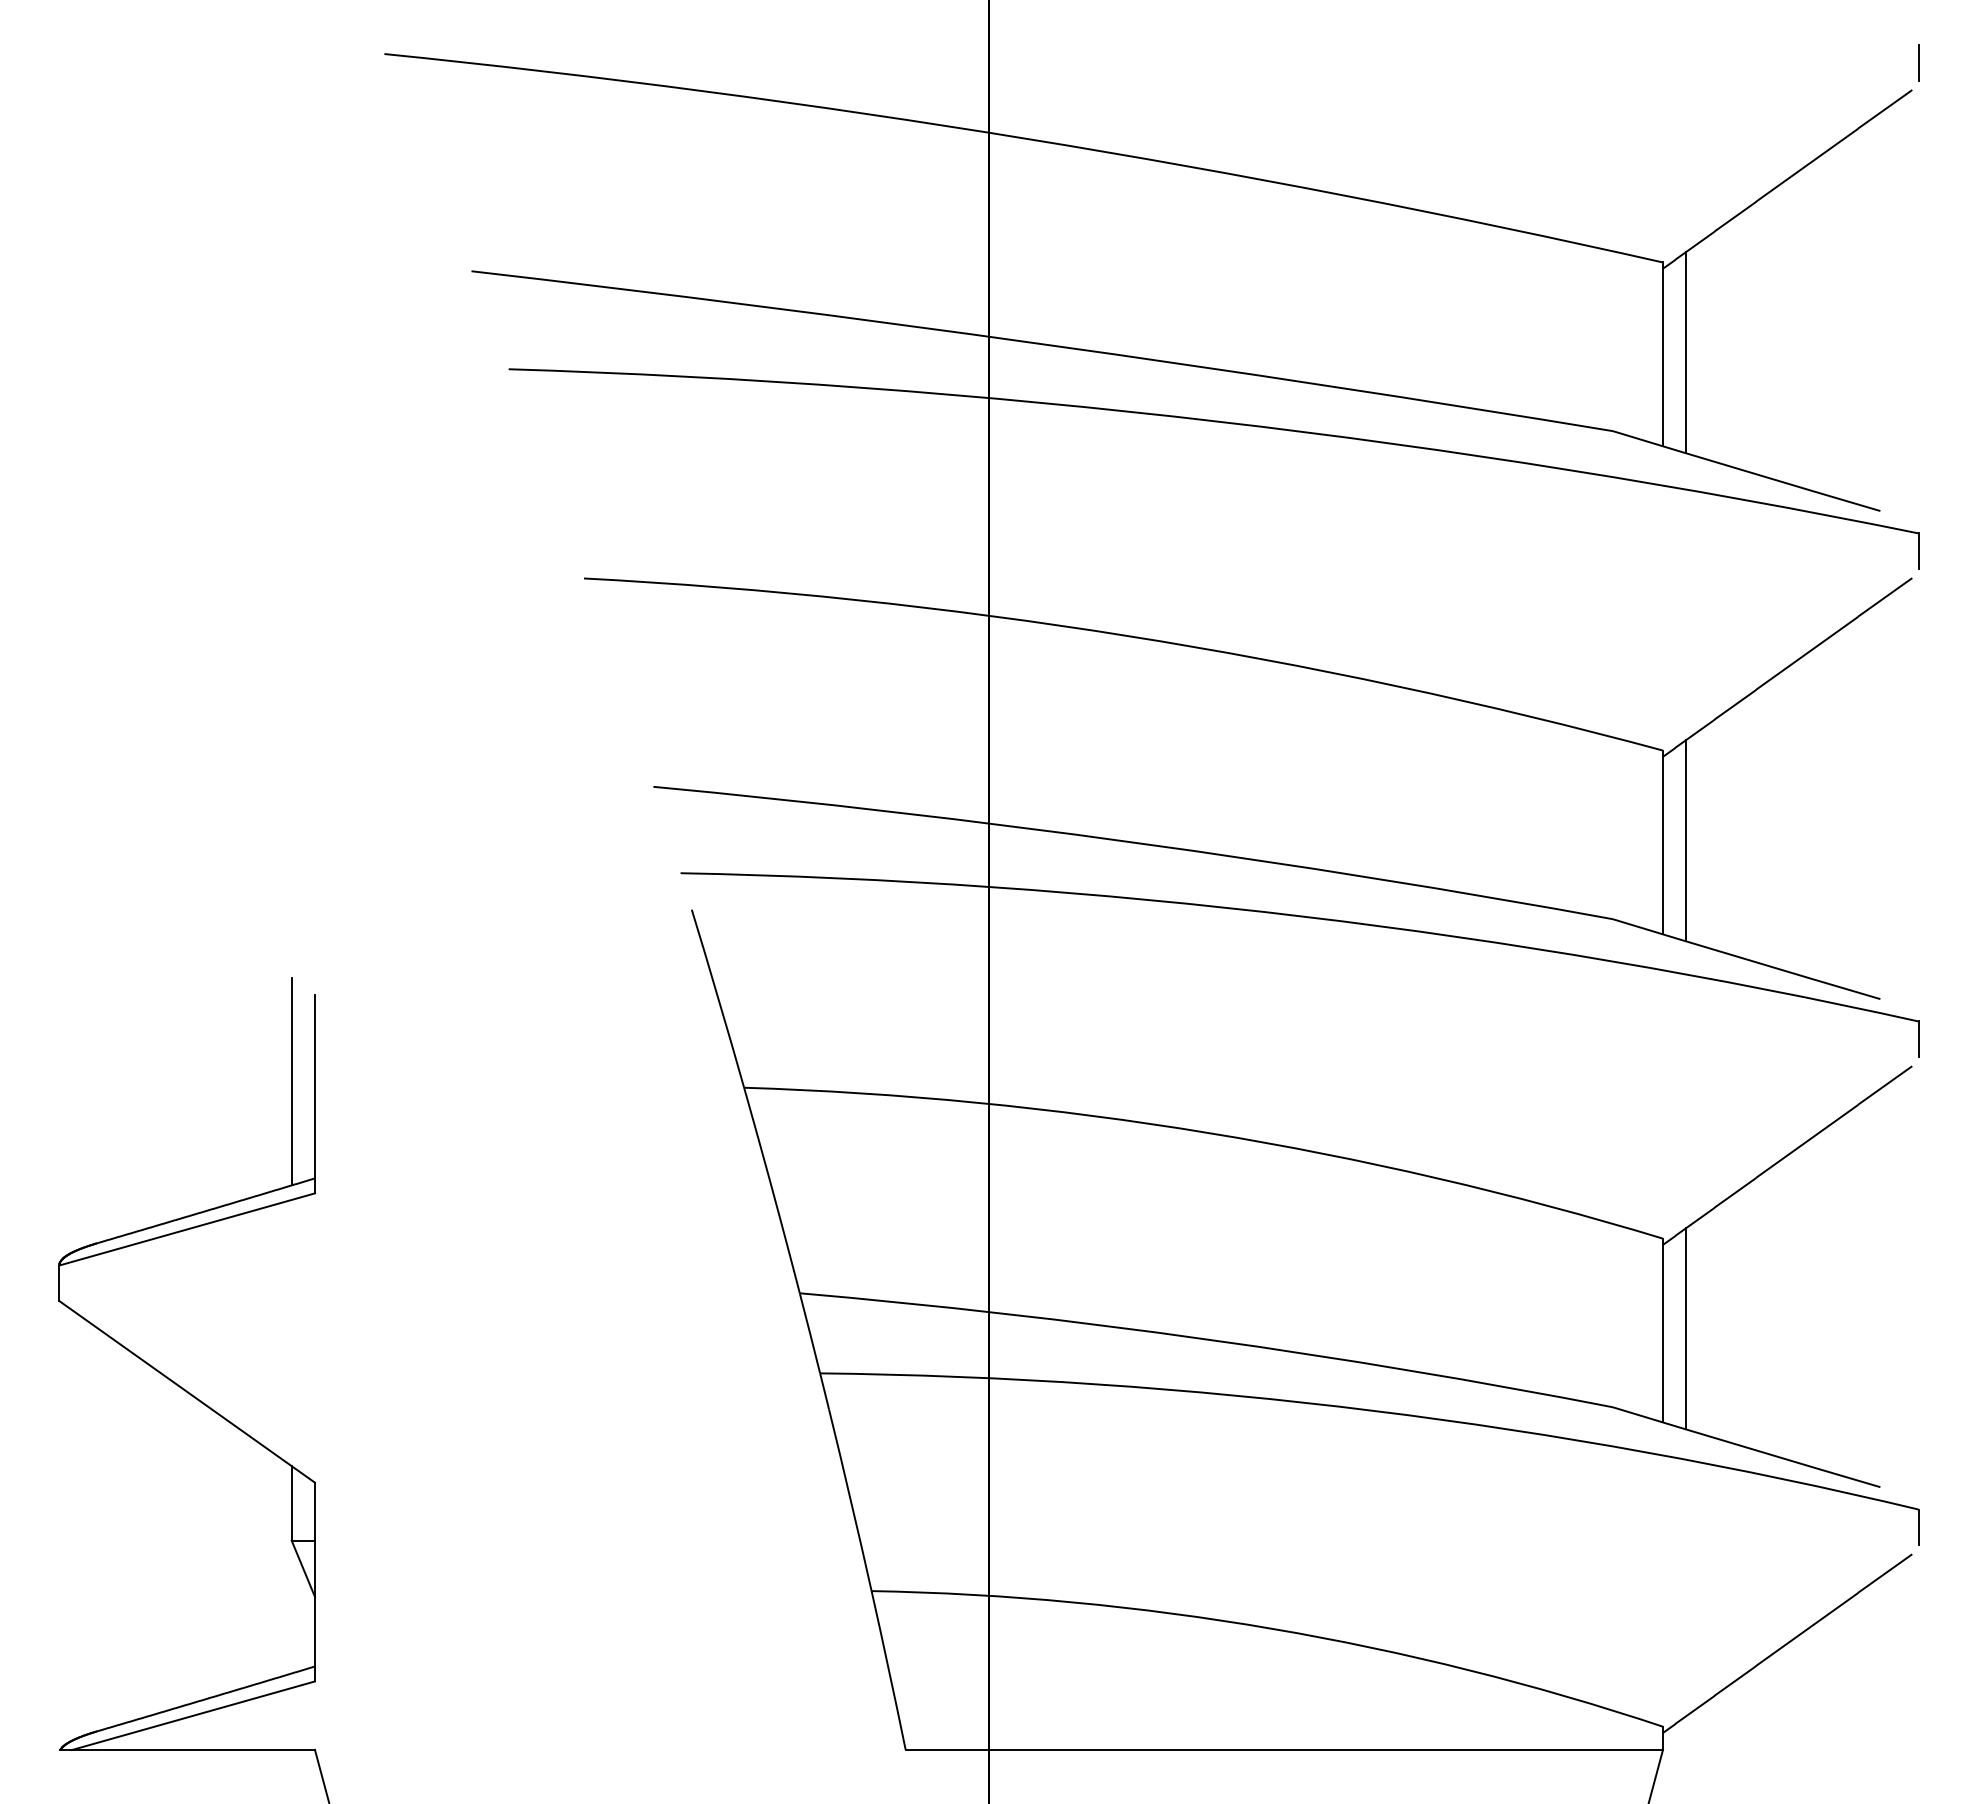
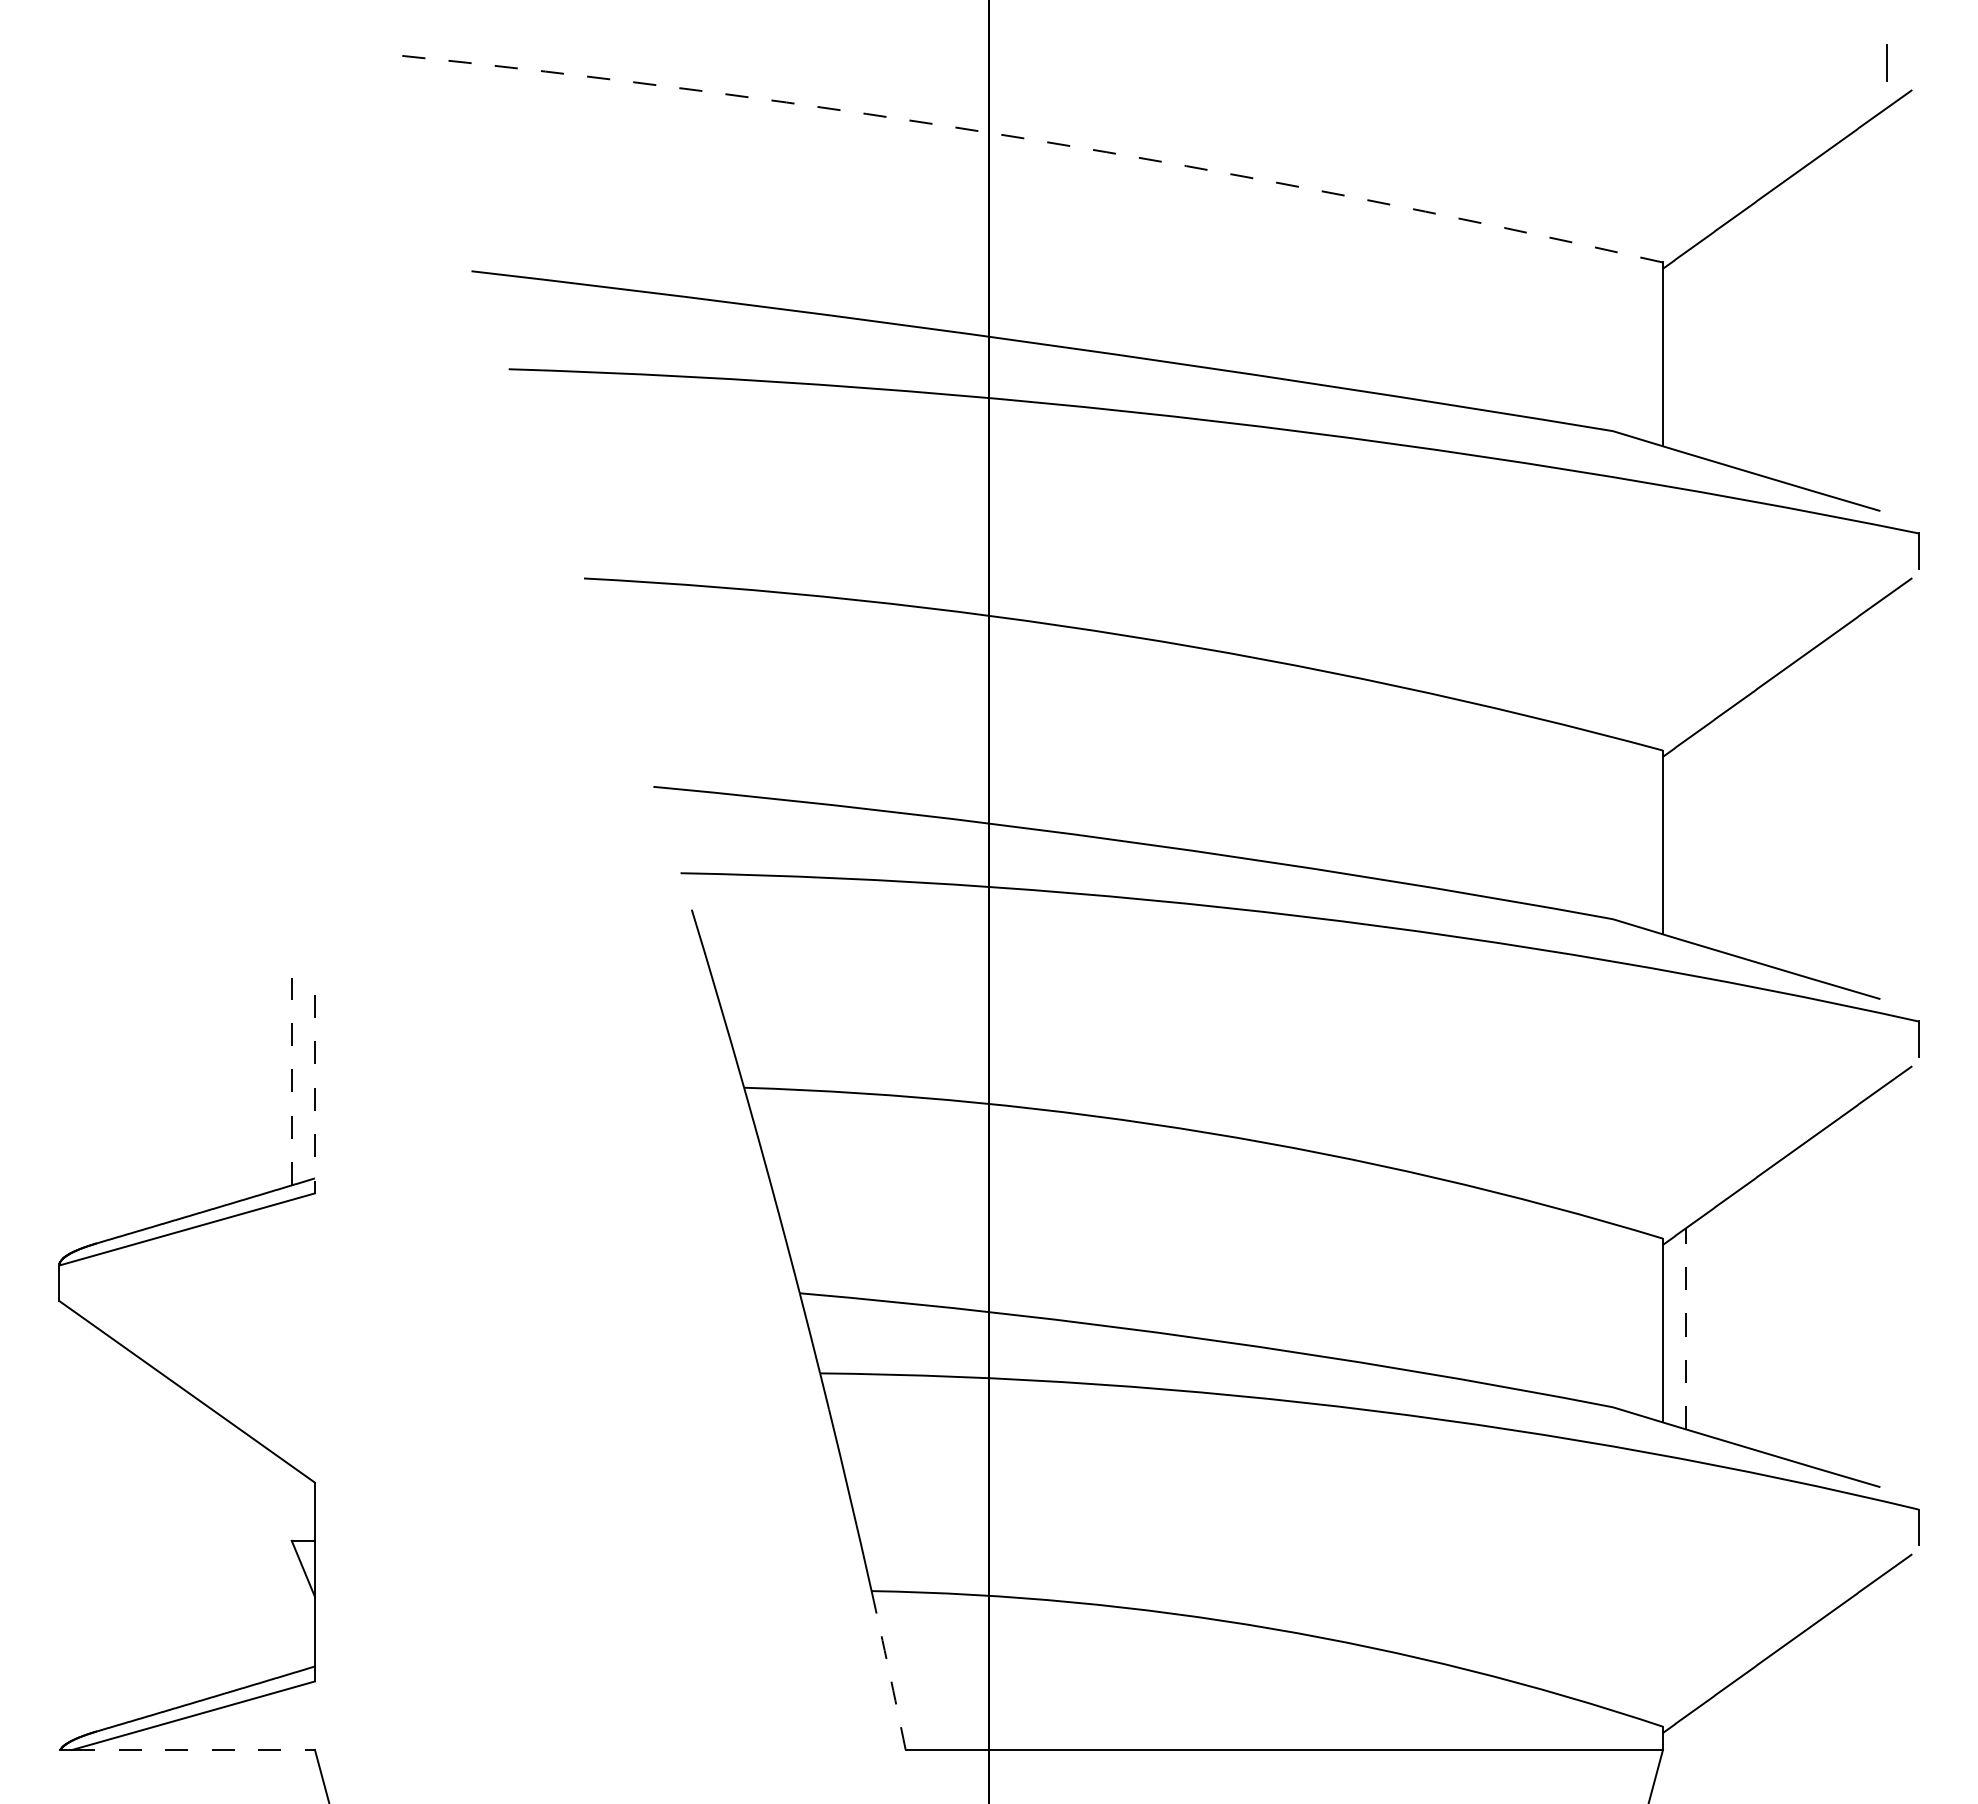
line position: (1918, 62) -> (1886, 62) (1886, 62)
arc: solid -> dashed (1026, 138)
line: present -> none (1686, 352)
line: present -> none (1686, 840)
line: solid -> dashed (291, 1081)
line: solid -> dashed (314, 1094)
line: solid -> dashed (1686, 1328)
line: present -> none (291, 1503)
arc: solid -> dashed (889, 1670)
line: solid -> dashed (194, 1749)
